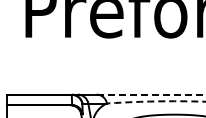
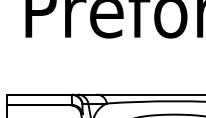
line: dashed -> solid (151, 94)
arc: dashed -> solid (156, 101)
